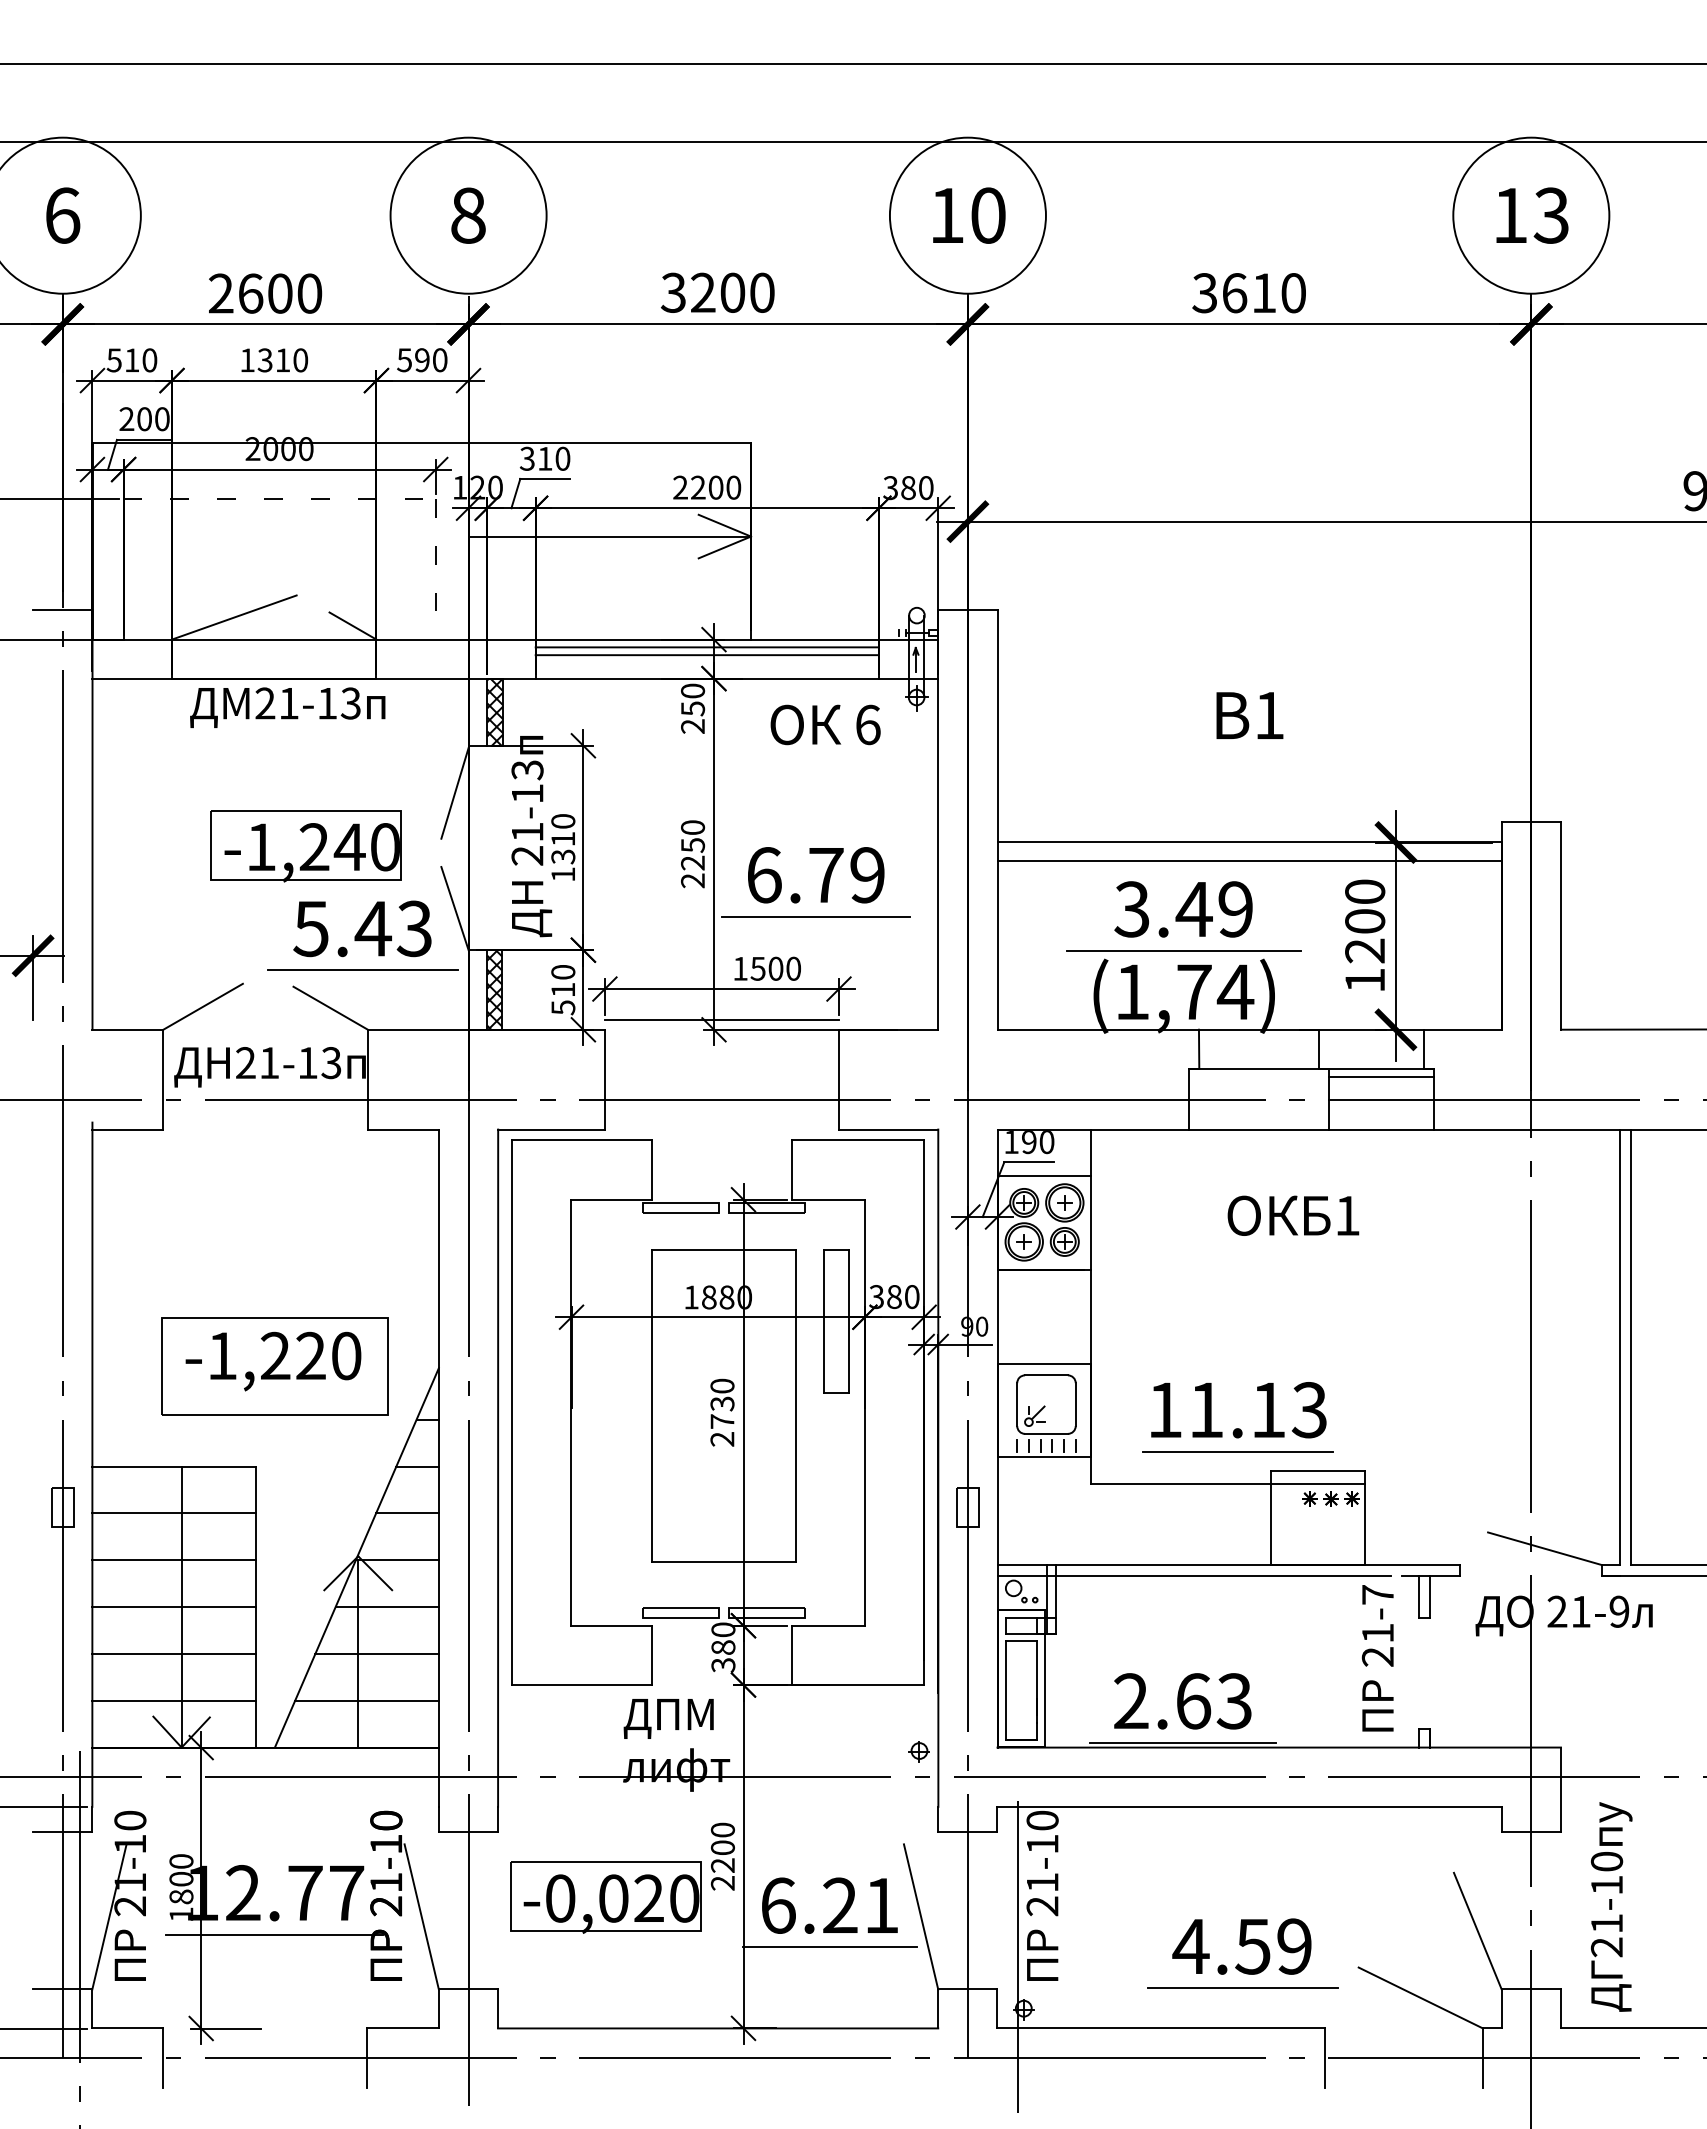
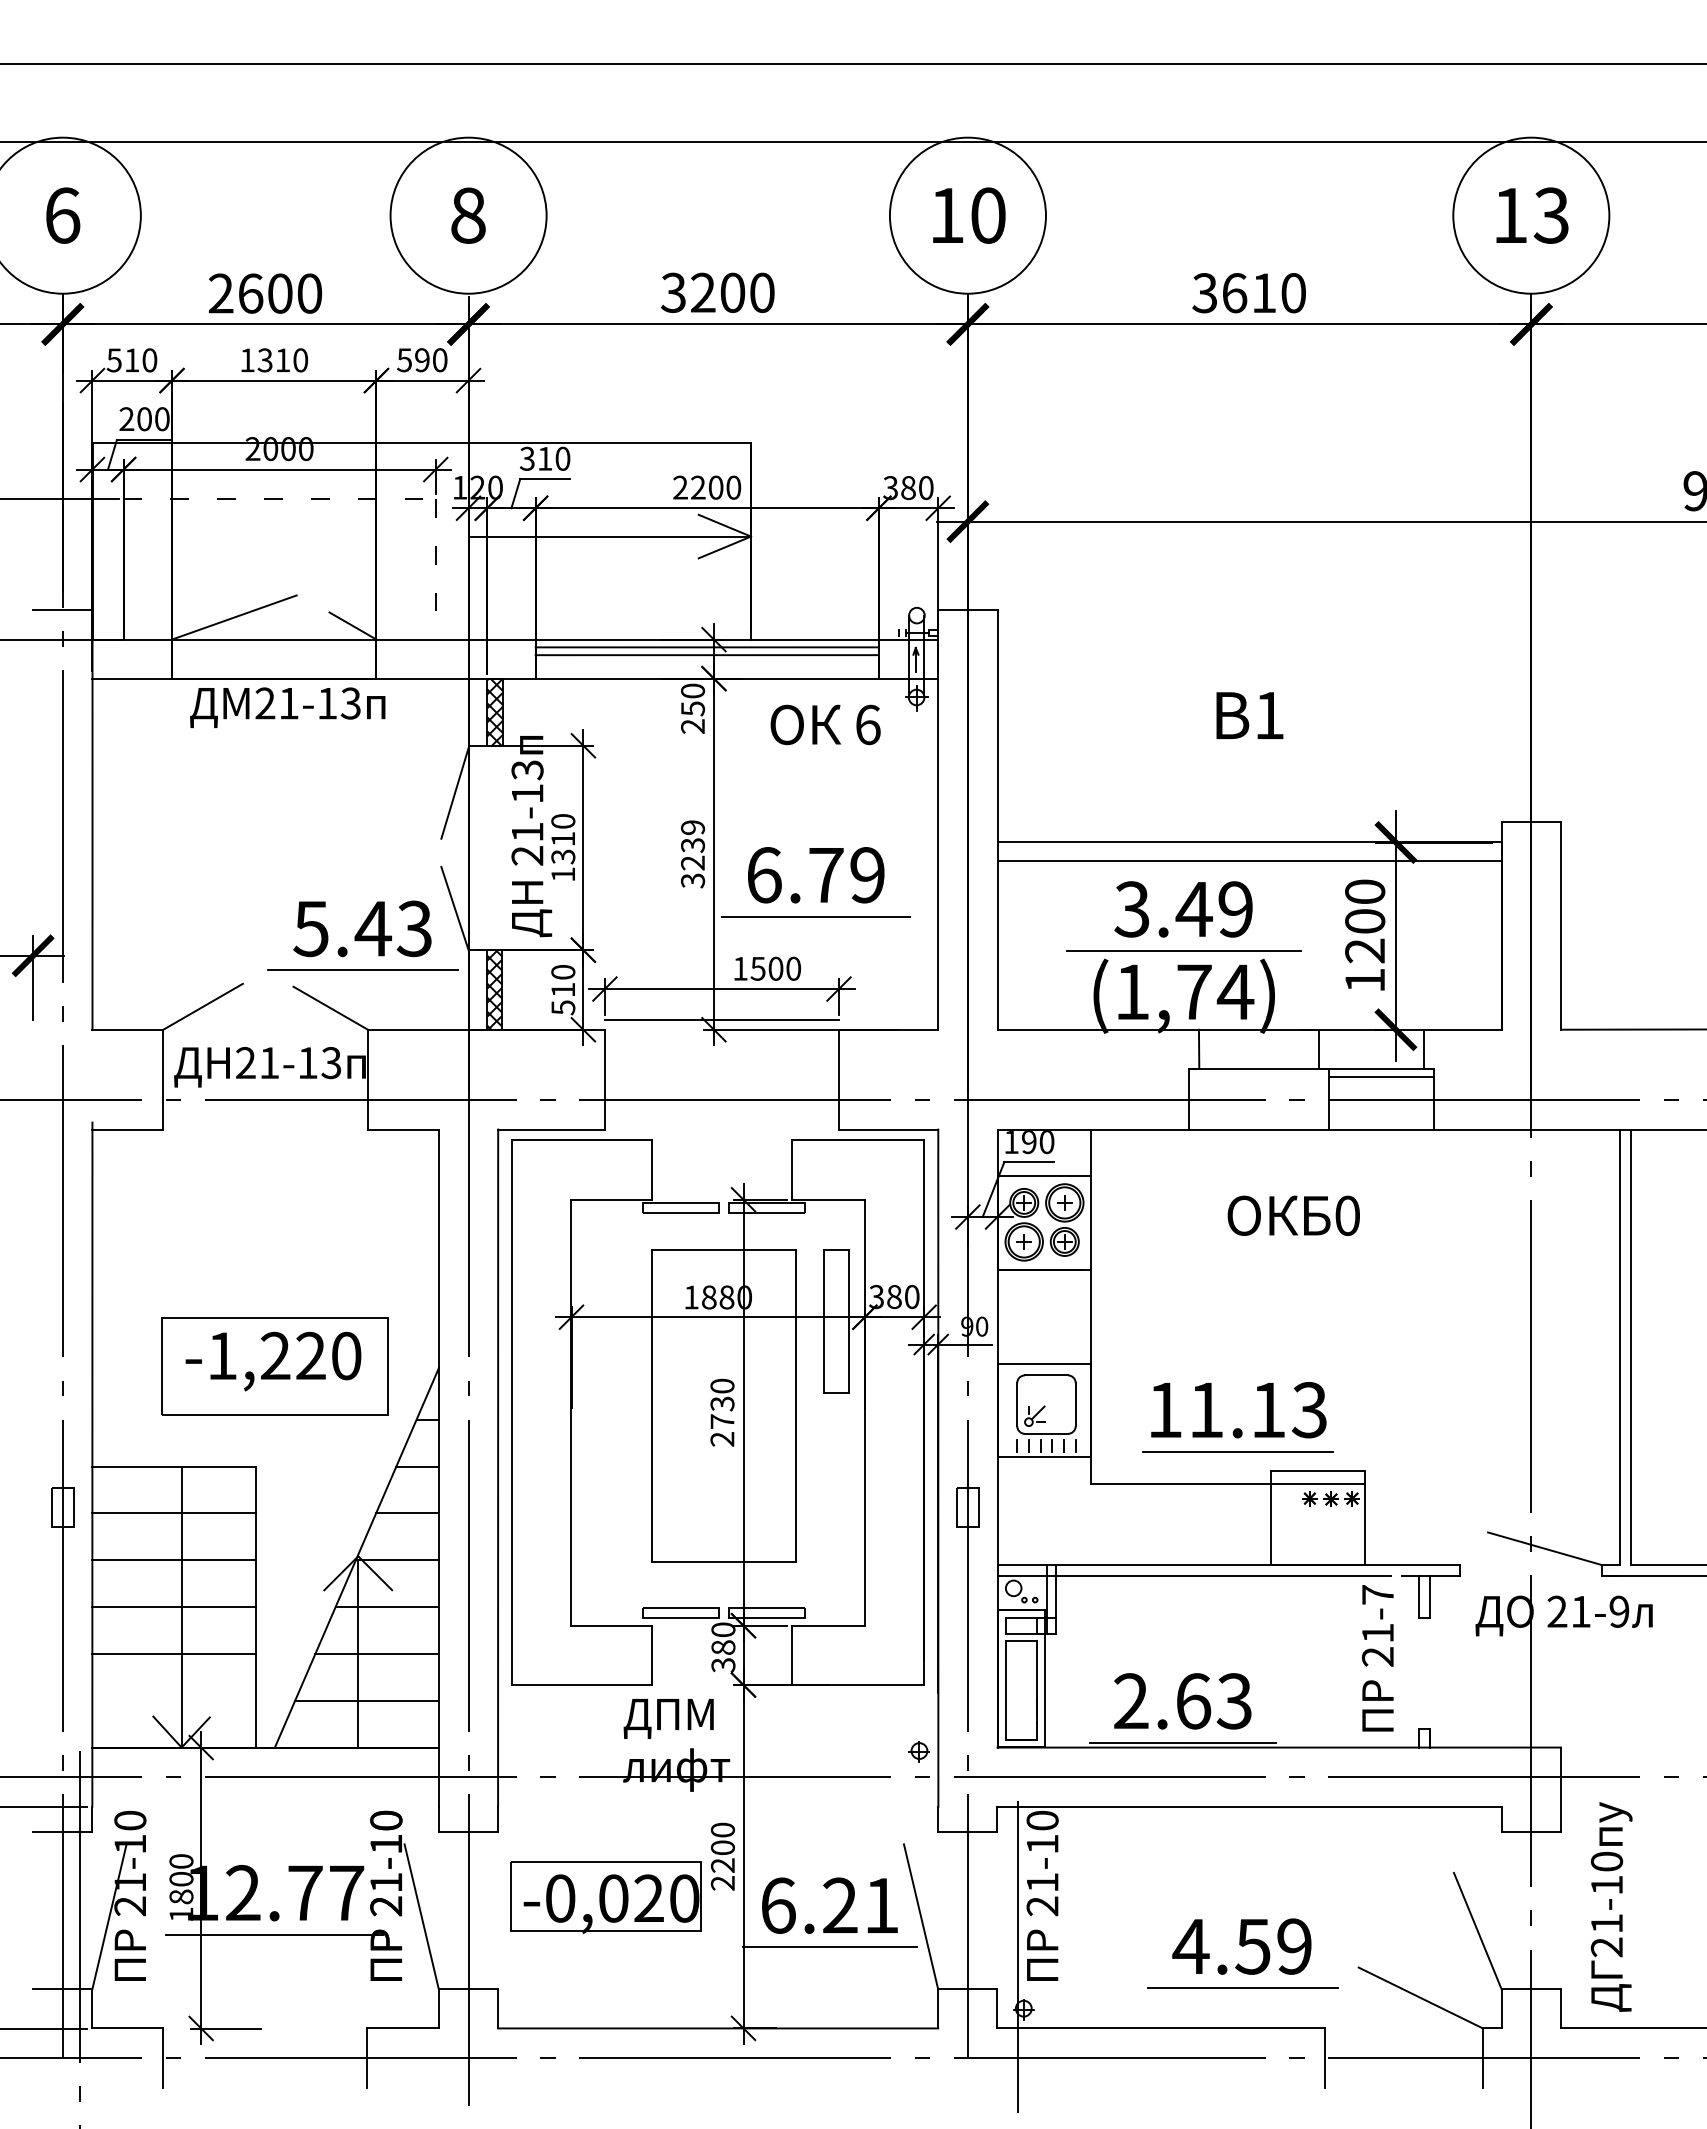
part: present -> none (305, 846)
text: 2250 -> 3239 (693, 854)
text: 1 -> 0 (1347, 1215)
line: present -> none (174, 1700)
